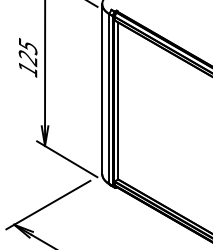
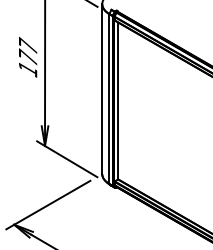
text: 125 -> 177 (27, 51)
